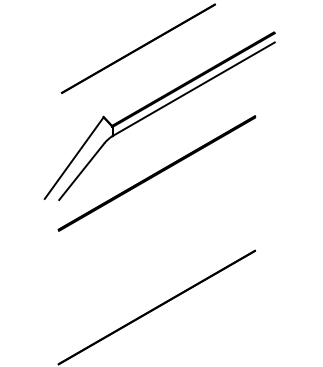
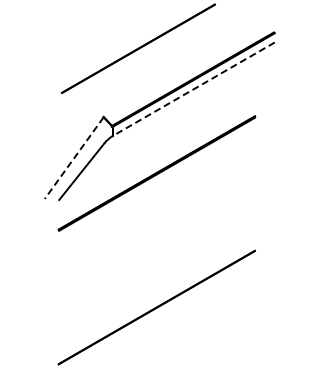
line: solid -> dashed (193, 89)
line: solid -> dashed (73, 158)
